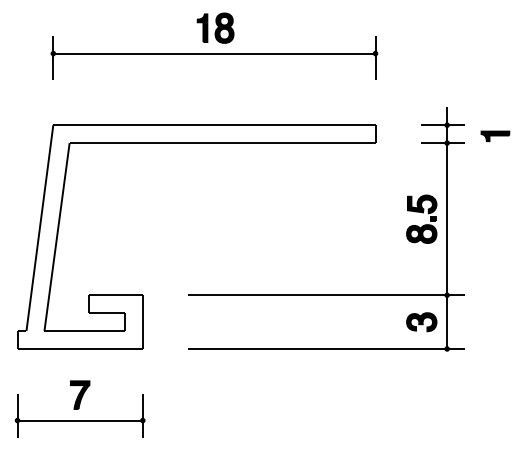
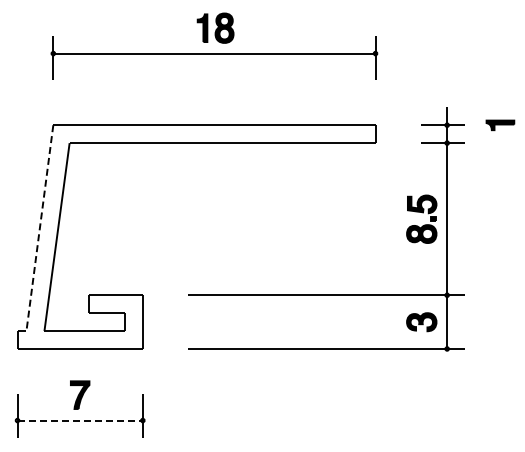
part position: (495, 136) -> (500, 125) (500, 125)
line: solid -> dashed (39, 228)
line: solid -> dashed (80, 420)
